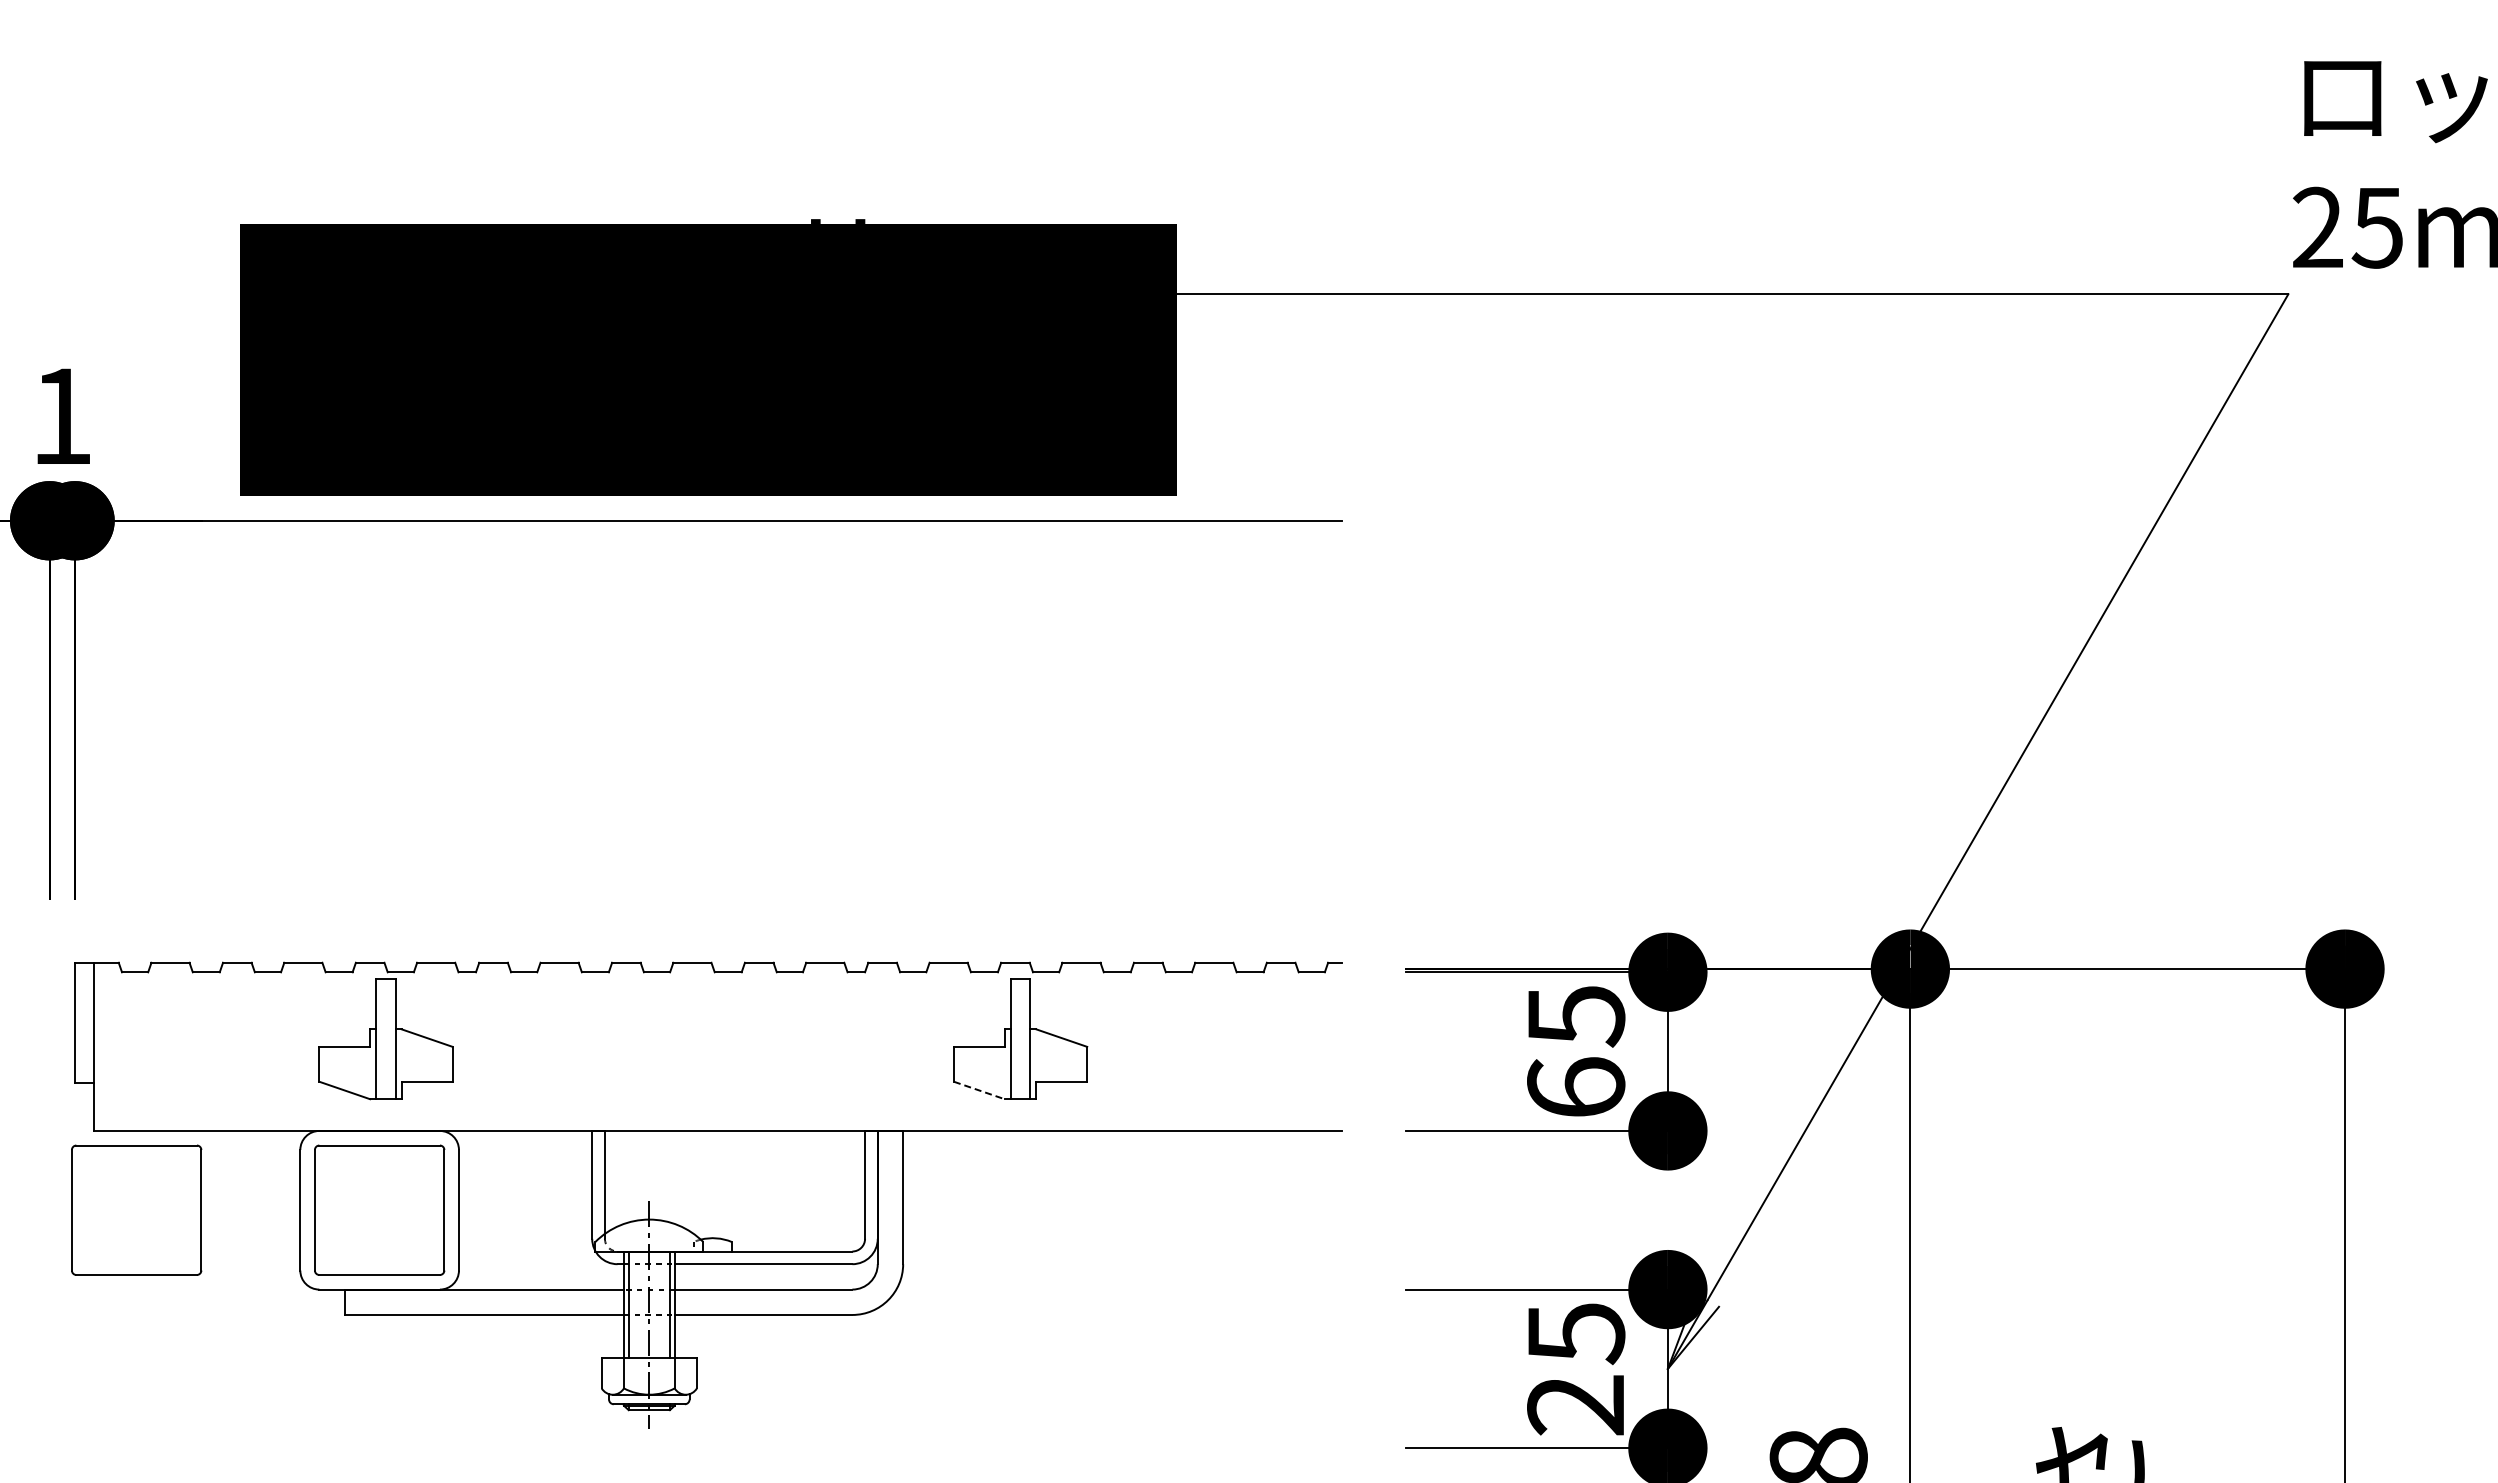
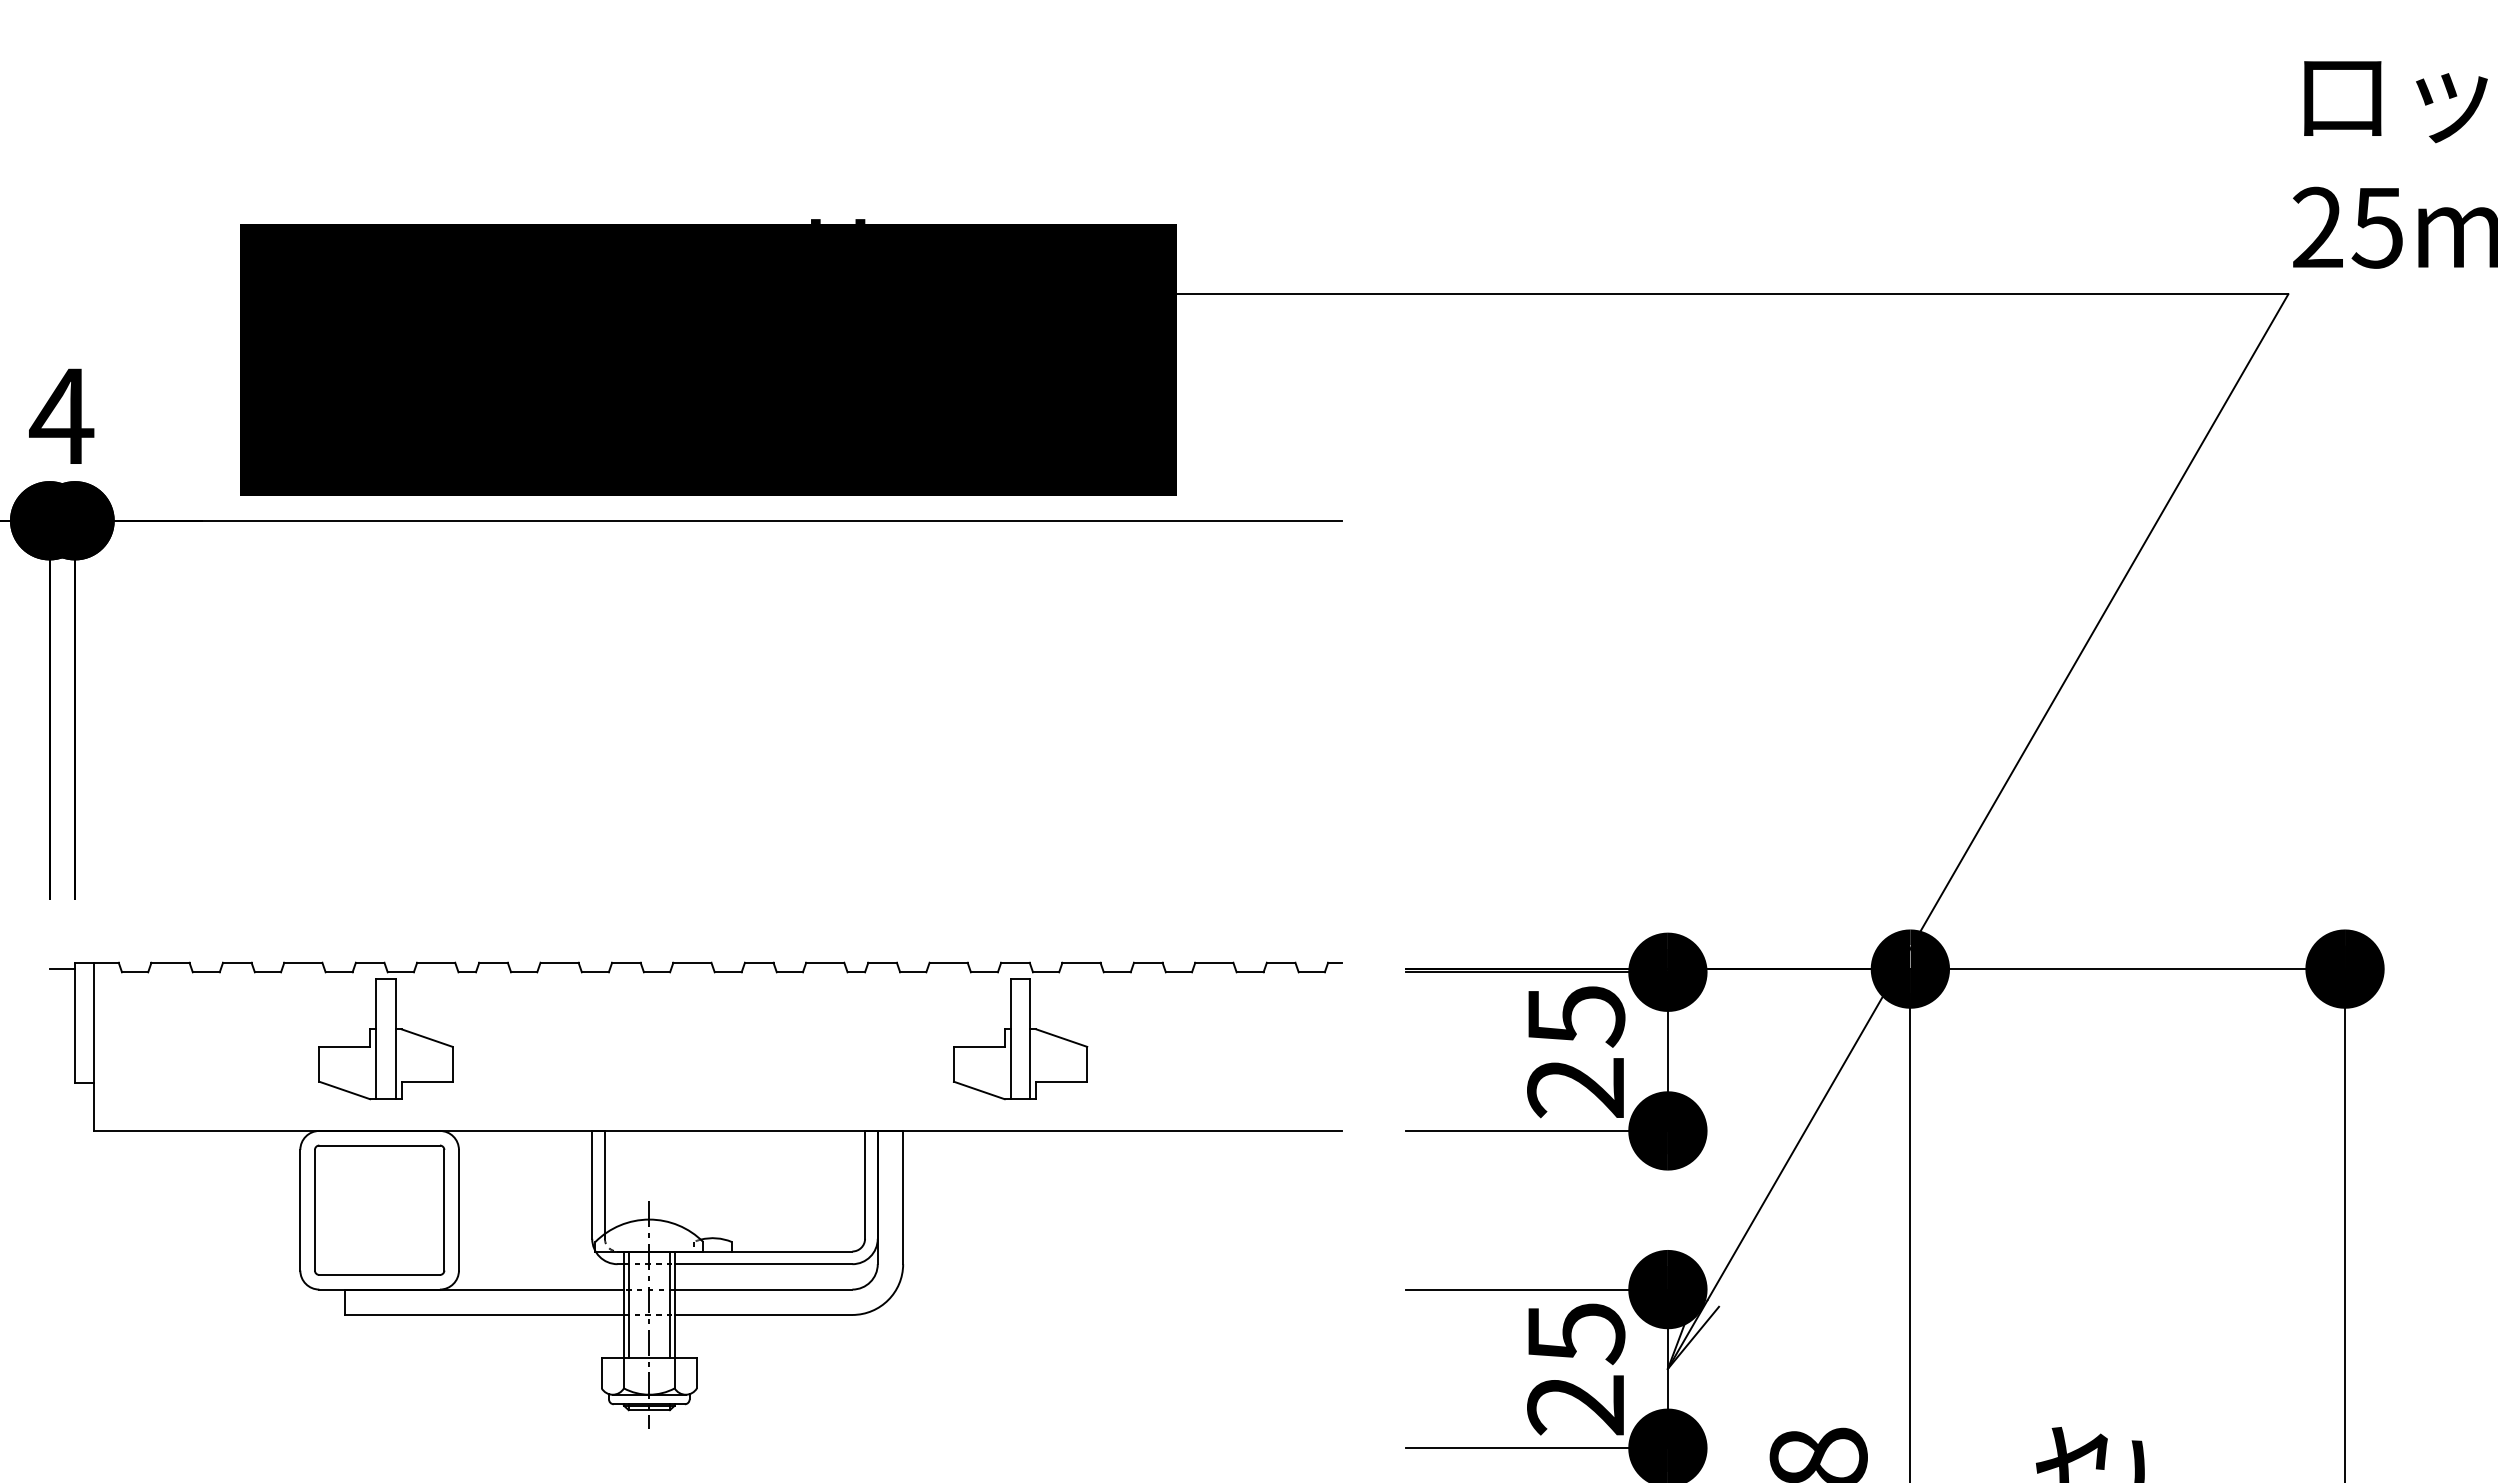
text: 1 -> 4 (61, 415)
line: none -> present (62, 969)
text: 65 -> 25 (1576, 1087)
line: dashed -> solid (979, 1090)
part: present -> none (136, 1209)
